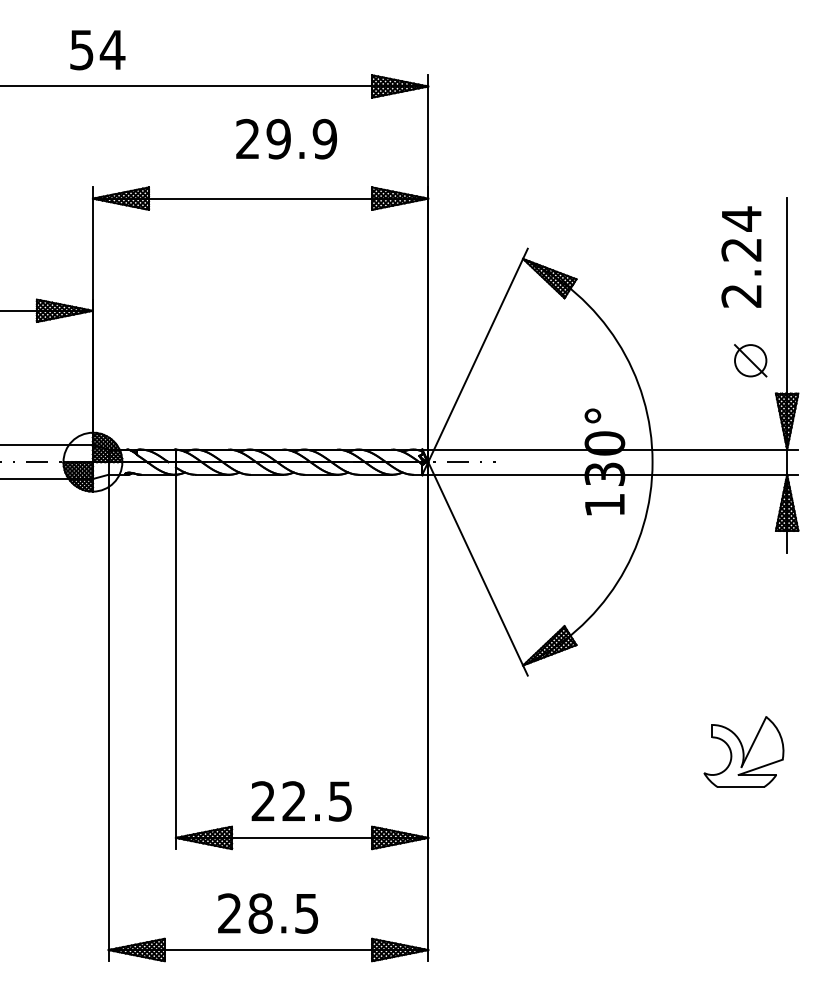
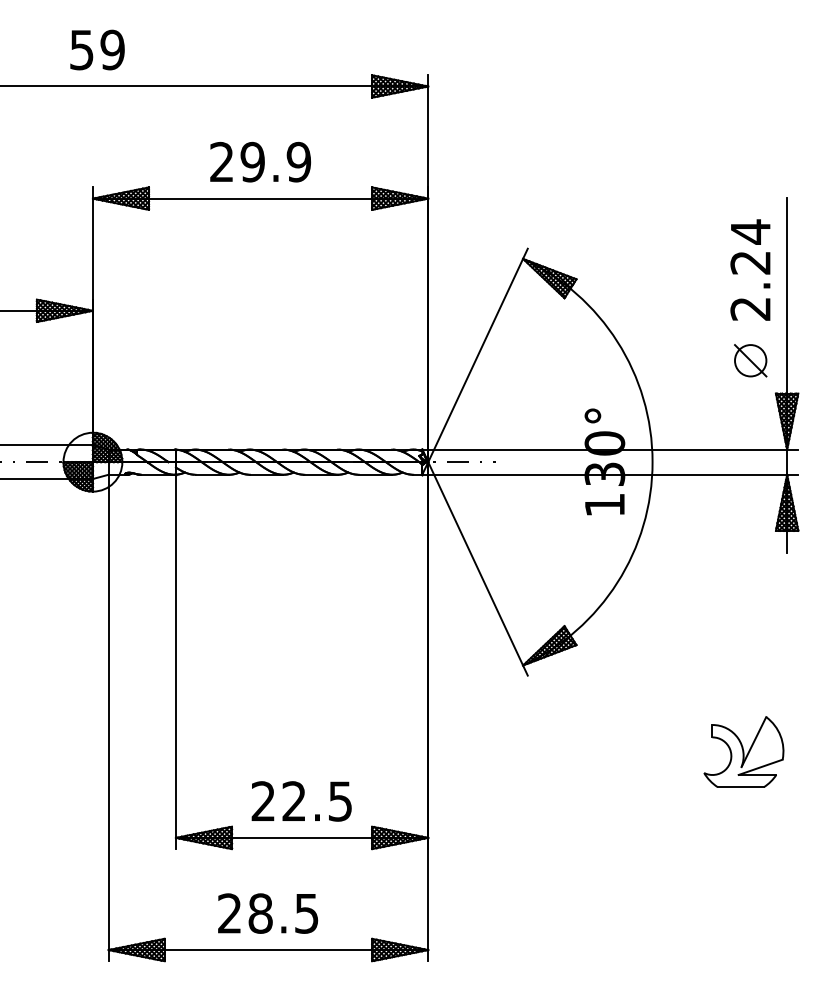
text: 54 -> 59 (112, 49)
text position: (286, 138) -> (260, 161) (260, 161)
text position: (741, 256) -> (750, 269) (750, 269)
